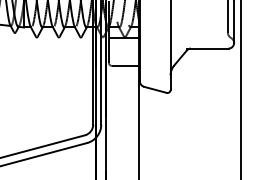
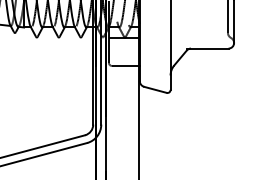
line: present -> none (240, 89)
